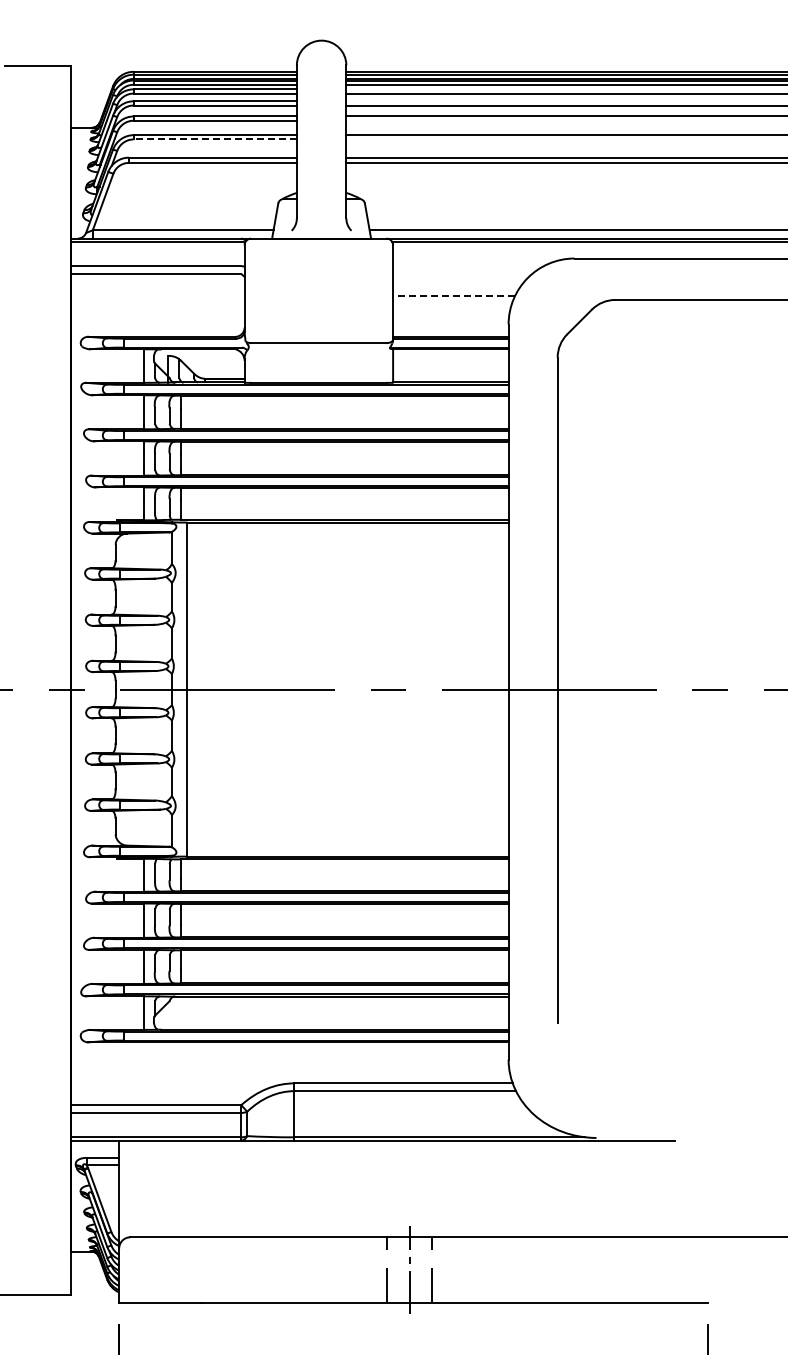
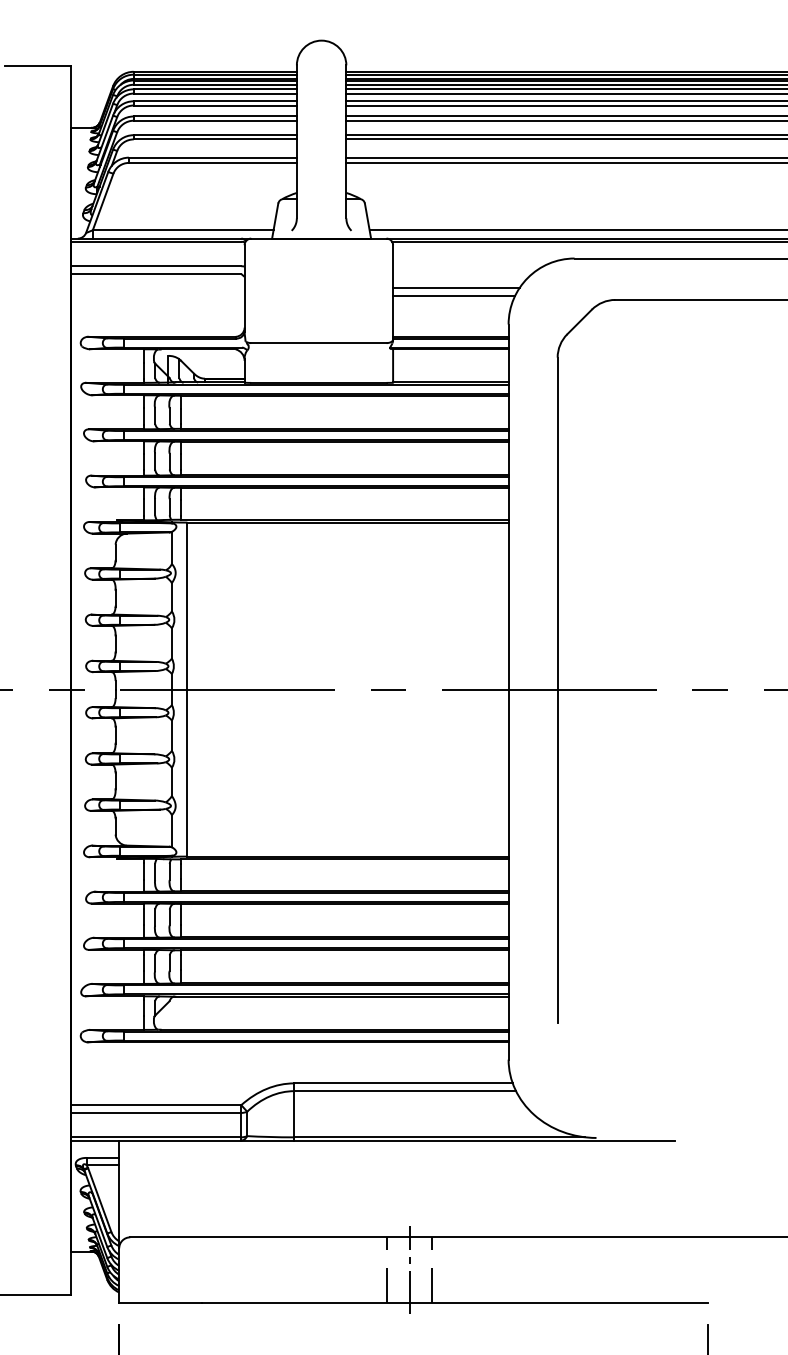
line: none -> present (565, 89)
line: none -> present (565, 101)
line: none -> present (565, 120)
line: dashed -> solid (215, 139)
line: none -> present (565, 139)
line: none -> present (456, 288)
line: dashed -> solid (453, 295)
